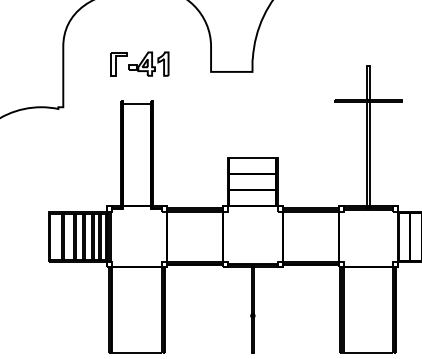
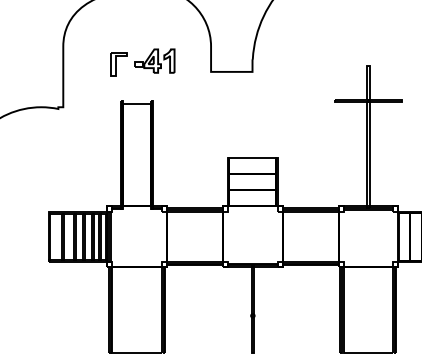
part position: (148, 63) -> (154, 60) (154, 60)
